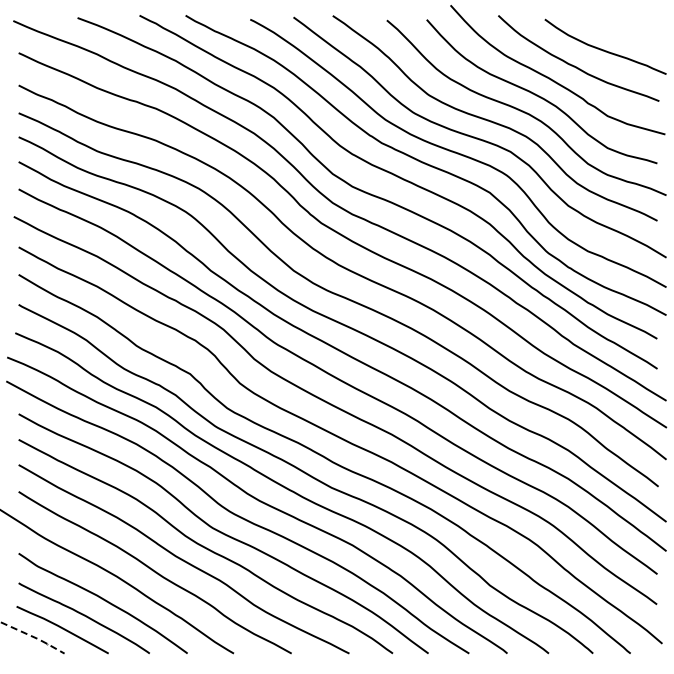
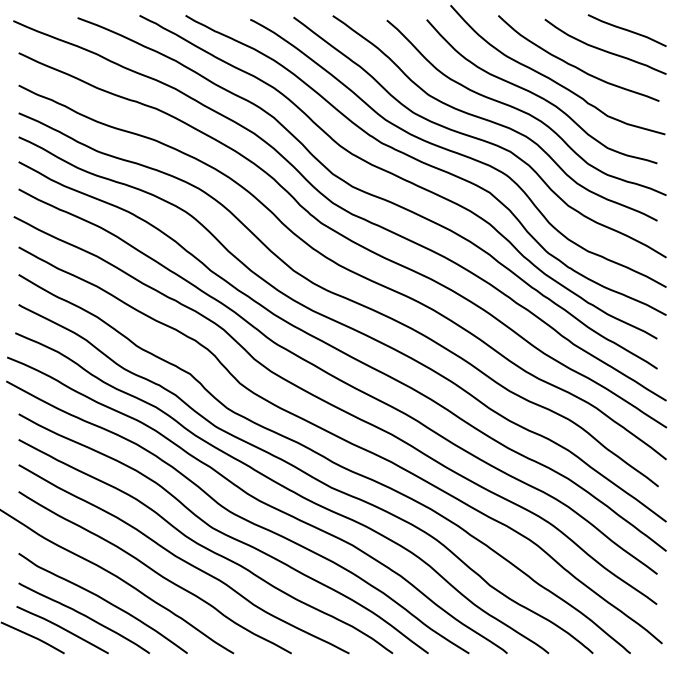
curve: none -> present (626, 30)
line: dashed -> solid (34, 637)
